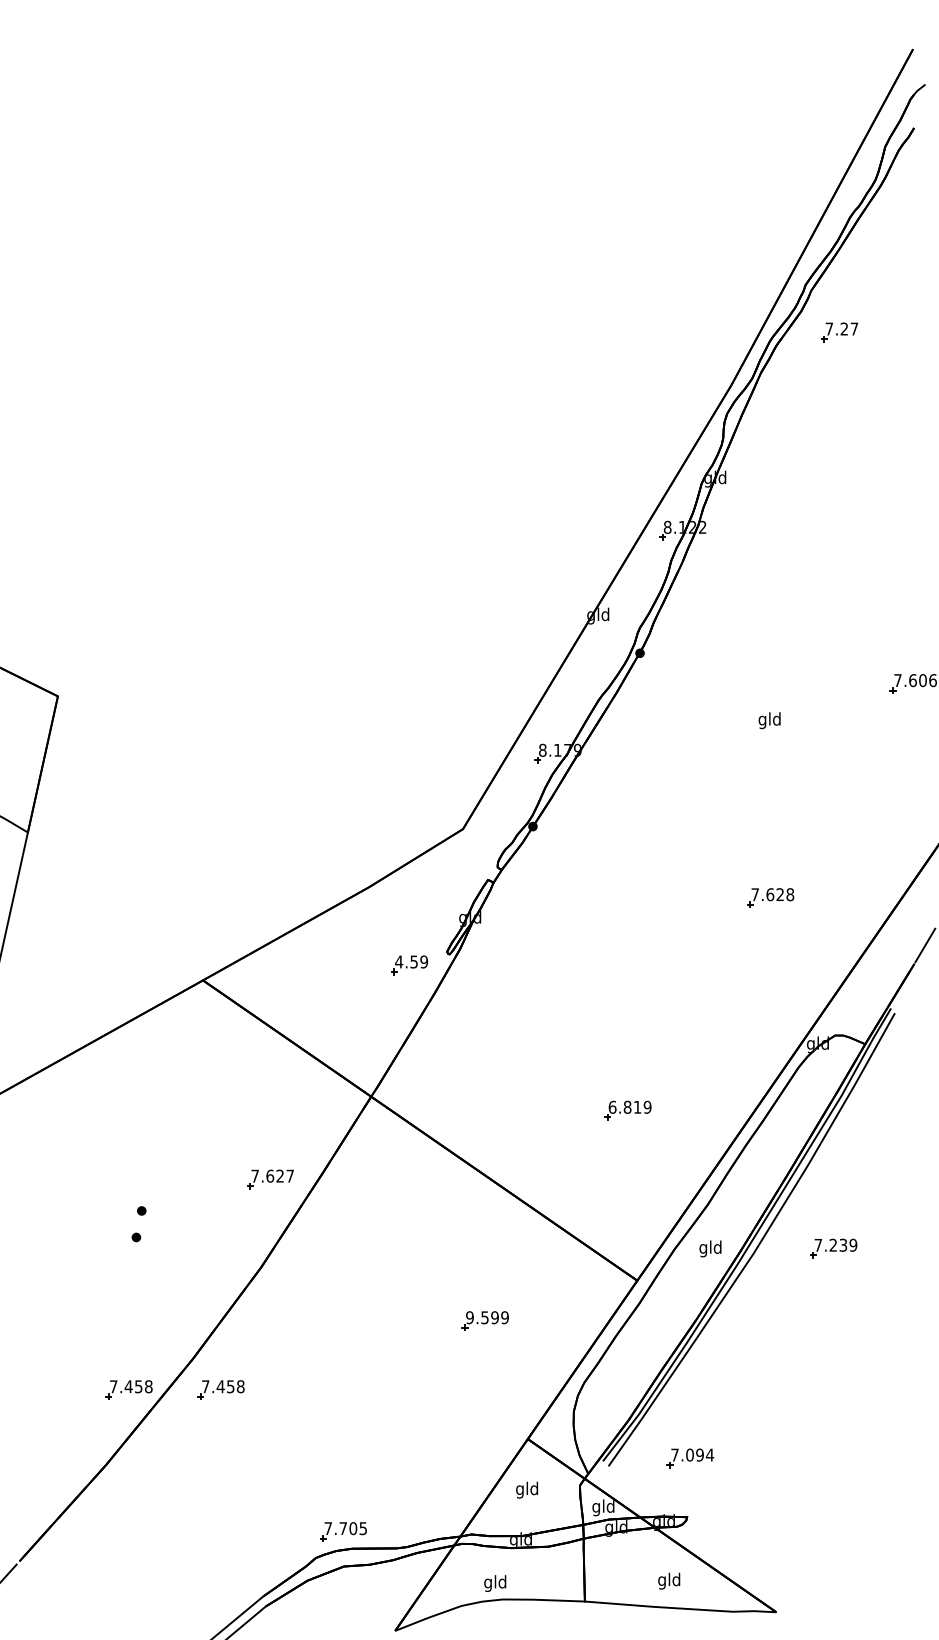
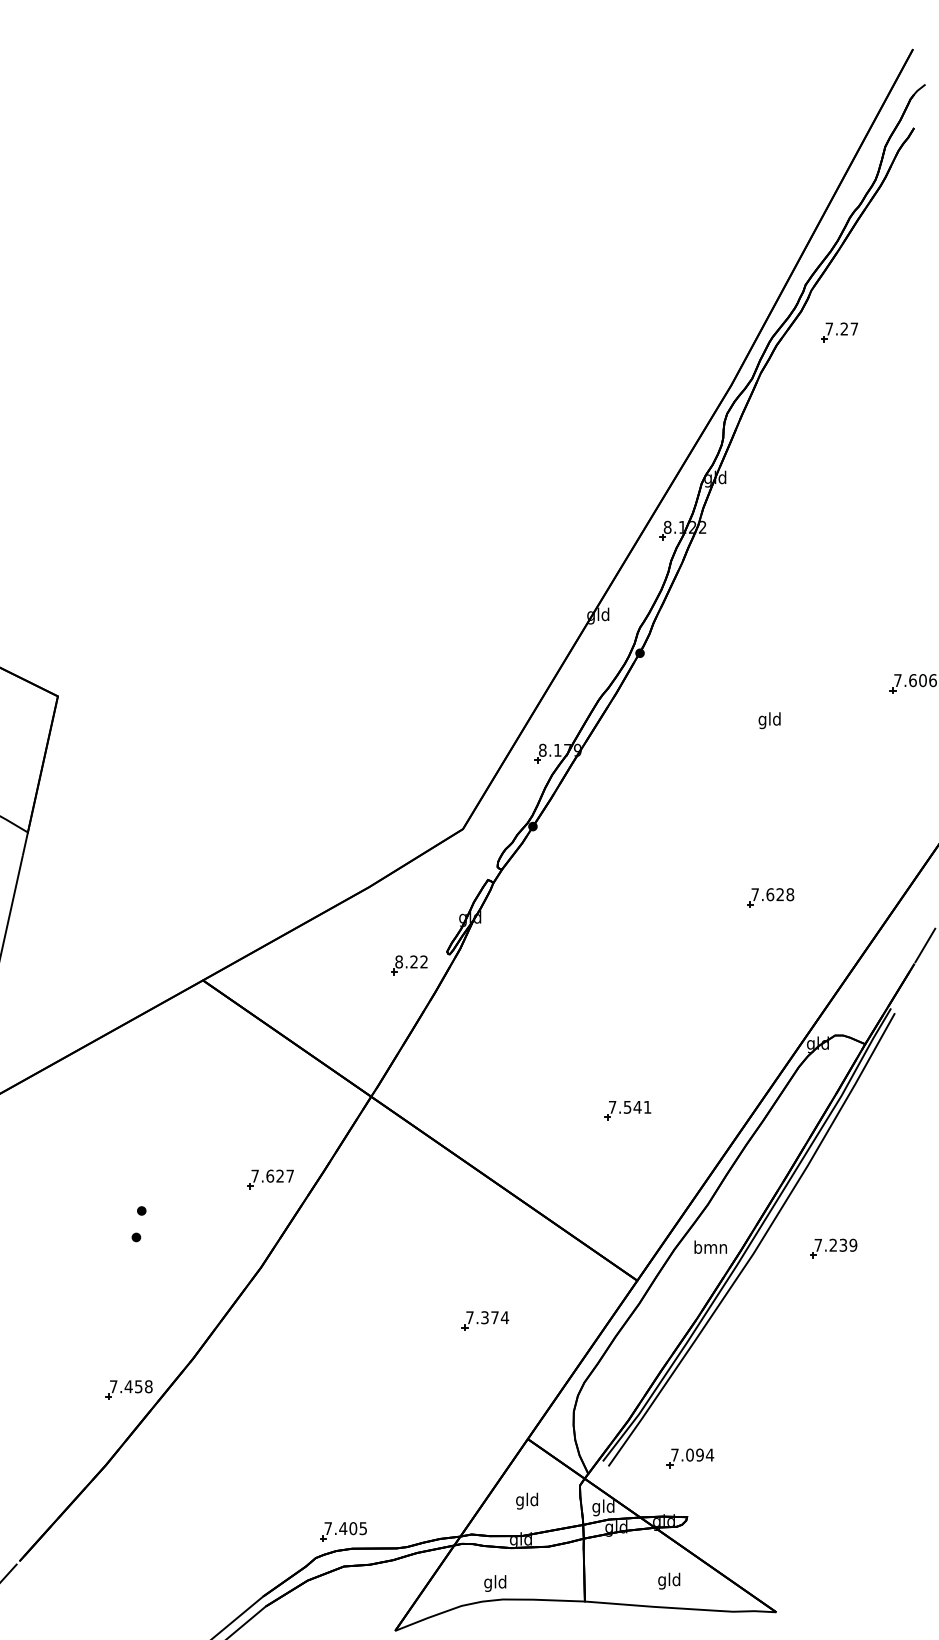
text: 4.59 -> 8.22 (411, 961)
text: 6.819 -> 7.541 (629, 1106)
text: gld -> bmn (710, 1248)
text: 9.599 -> 7.374 (487, 1317)
part: present -> none (220, 1389)
text position: (526, 1489) -> (526, 1500) (526, 1500)
text: 7.705 -> 7.405 (343, 1528)
